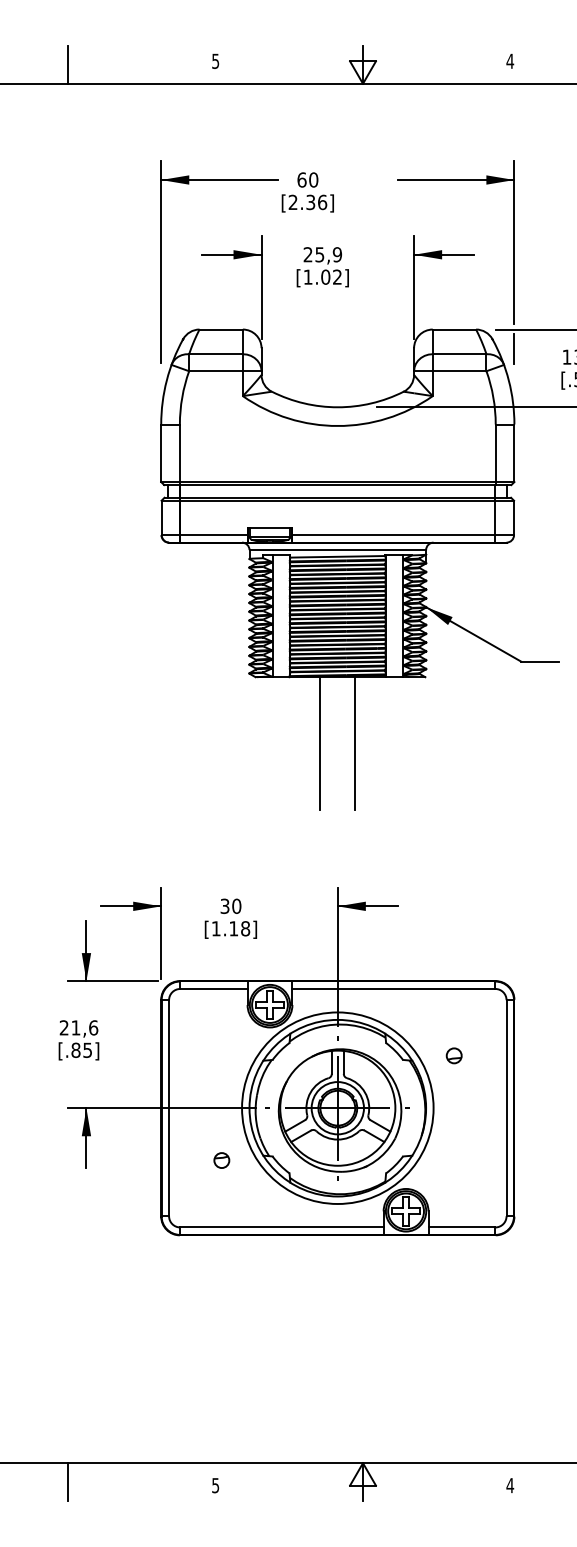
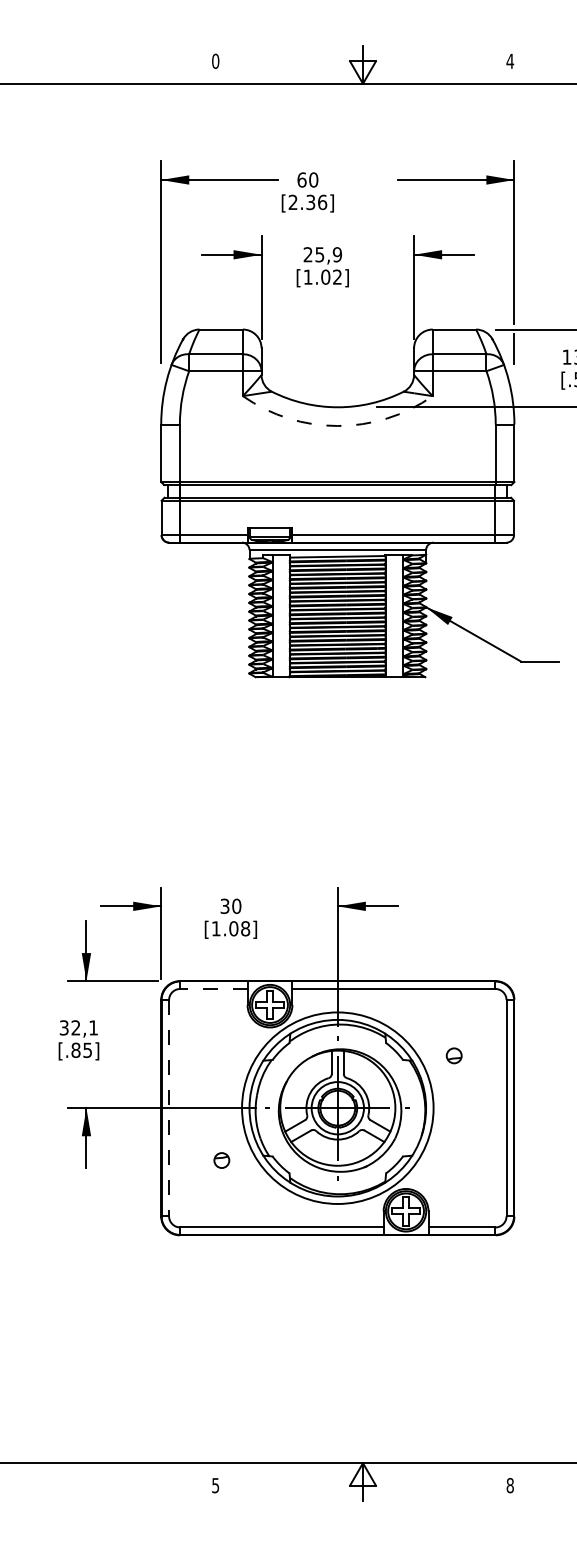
text: 5 -> 0 (215, 60)
line: present -> none (68, 64)
arc: solid -> dashed (337, 426)
line: present -> none (320, 743)
line: present -> none (355, 743)
text: [1.18] -> [1.08] (233, 928)
line: solid -> dashed (213, 988)
text: 21,6 -> 32,1 (78, 1027)
line: solid -> dashed (169, 1108)
line: present -> none (68, 1481)
text: 4 -> 8 (510, 1485)
